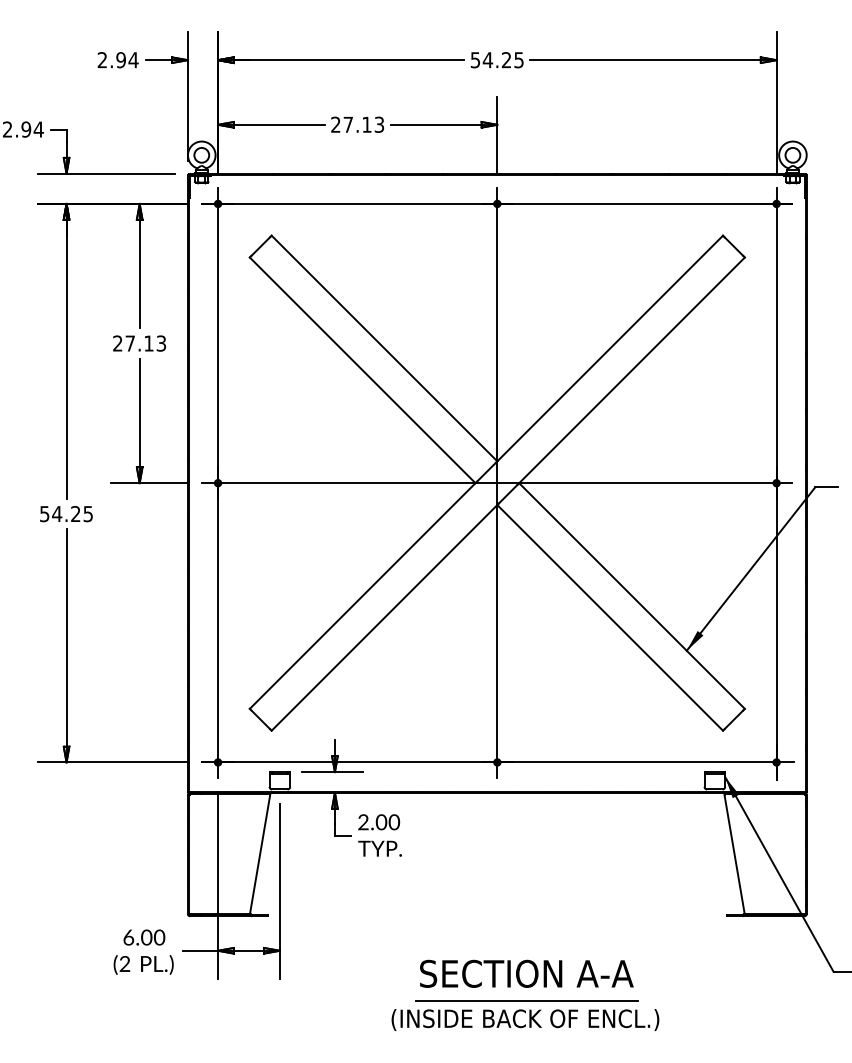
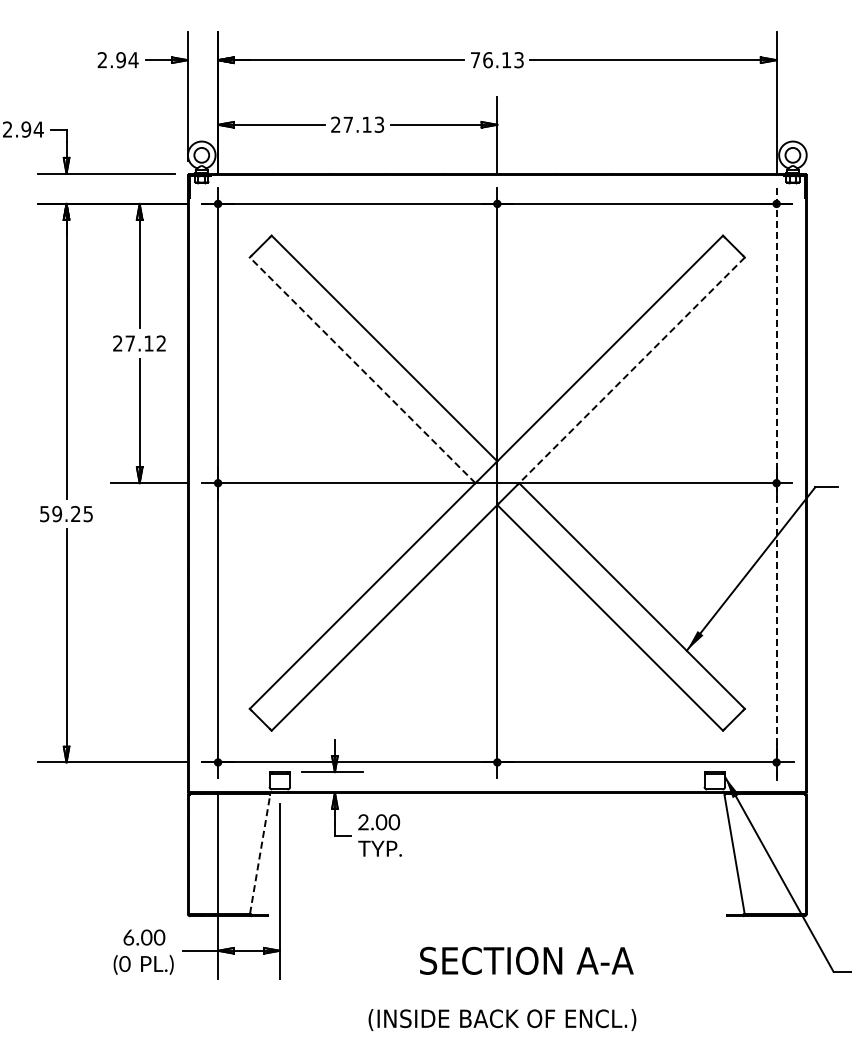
text: 54.25 -> 76.13 (496, 60)
text: 27.13 -> 27.12 (161, 343)
line: solid -> dashed (362, 370)
line: solid -> dashed (632, 370)
line: solid -> dashed (776, 483)
text: 54.25 -> 59.25 (57, 514)
line: solid -> dashed (260, 853)
text: (2 -> (0 (124, 963)
text position: (526, 973) -> (526, 960) (526, 960)
line: present -> none (527, 1000)
text position: (525, 1019) -> (502, 1019) (502, 1019)
